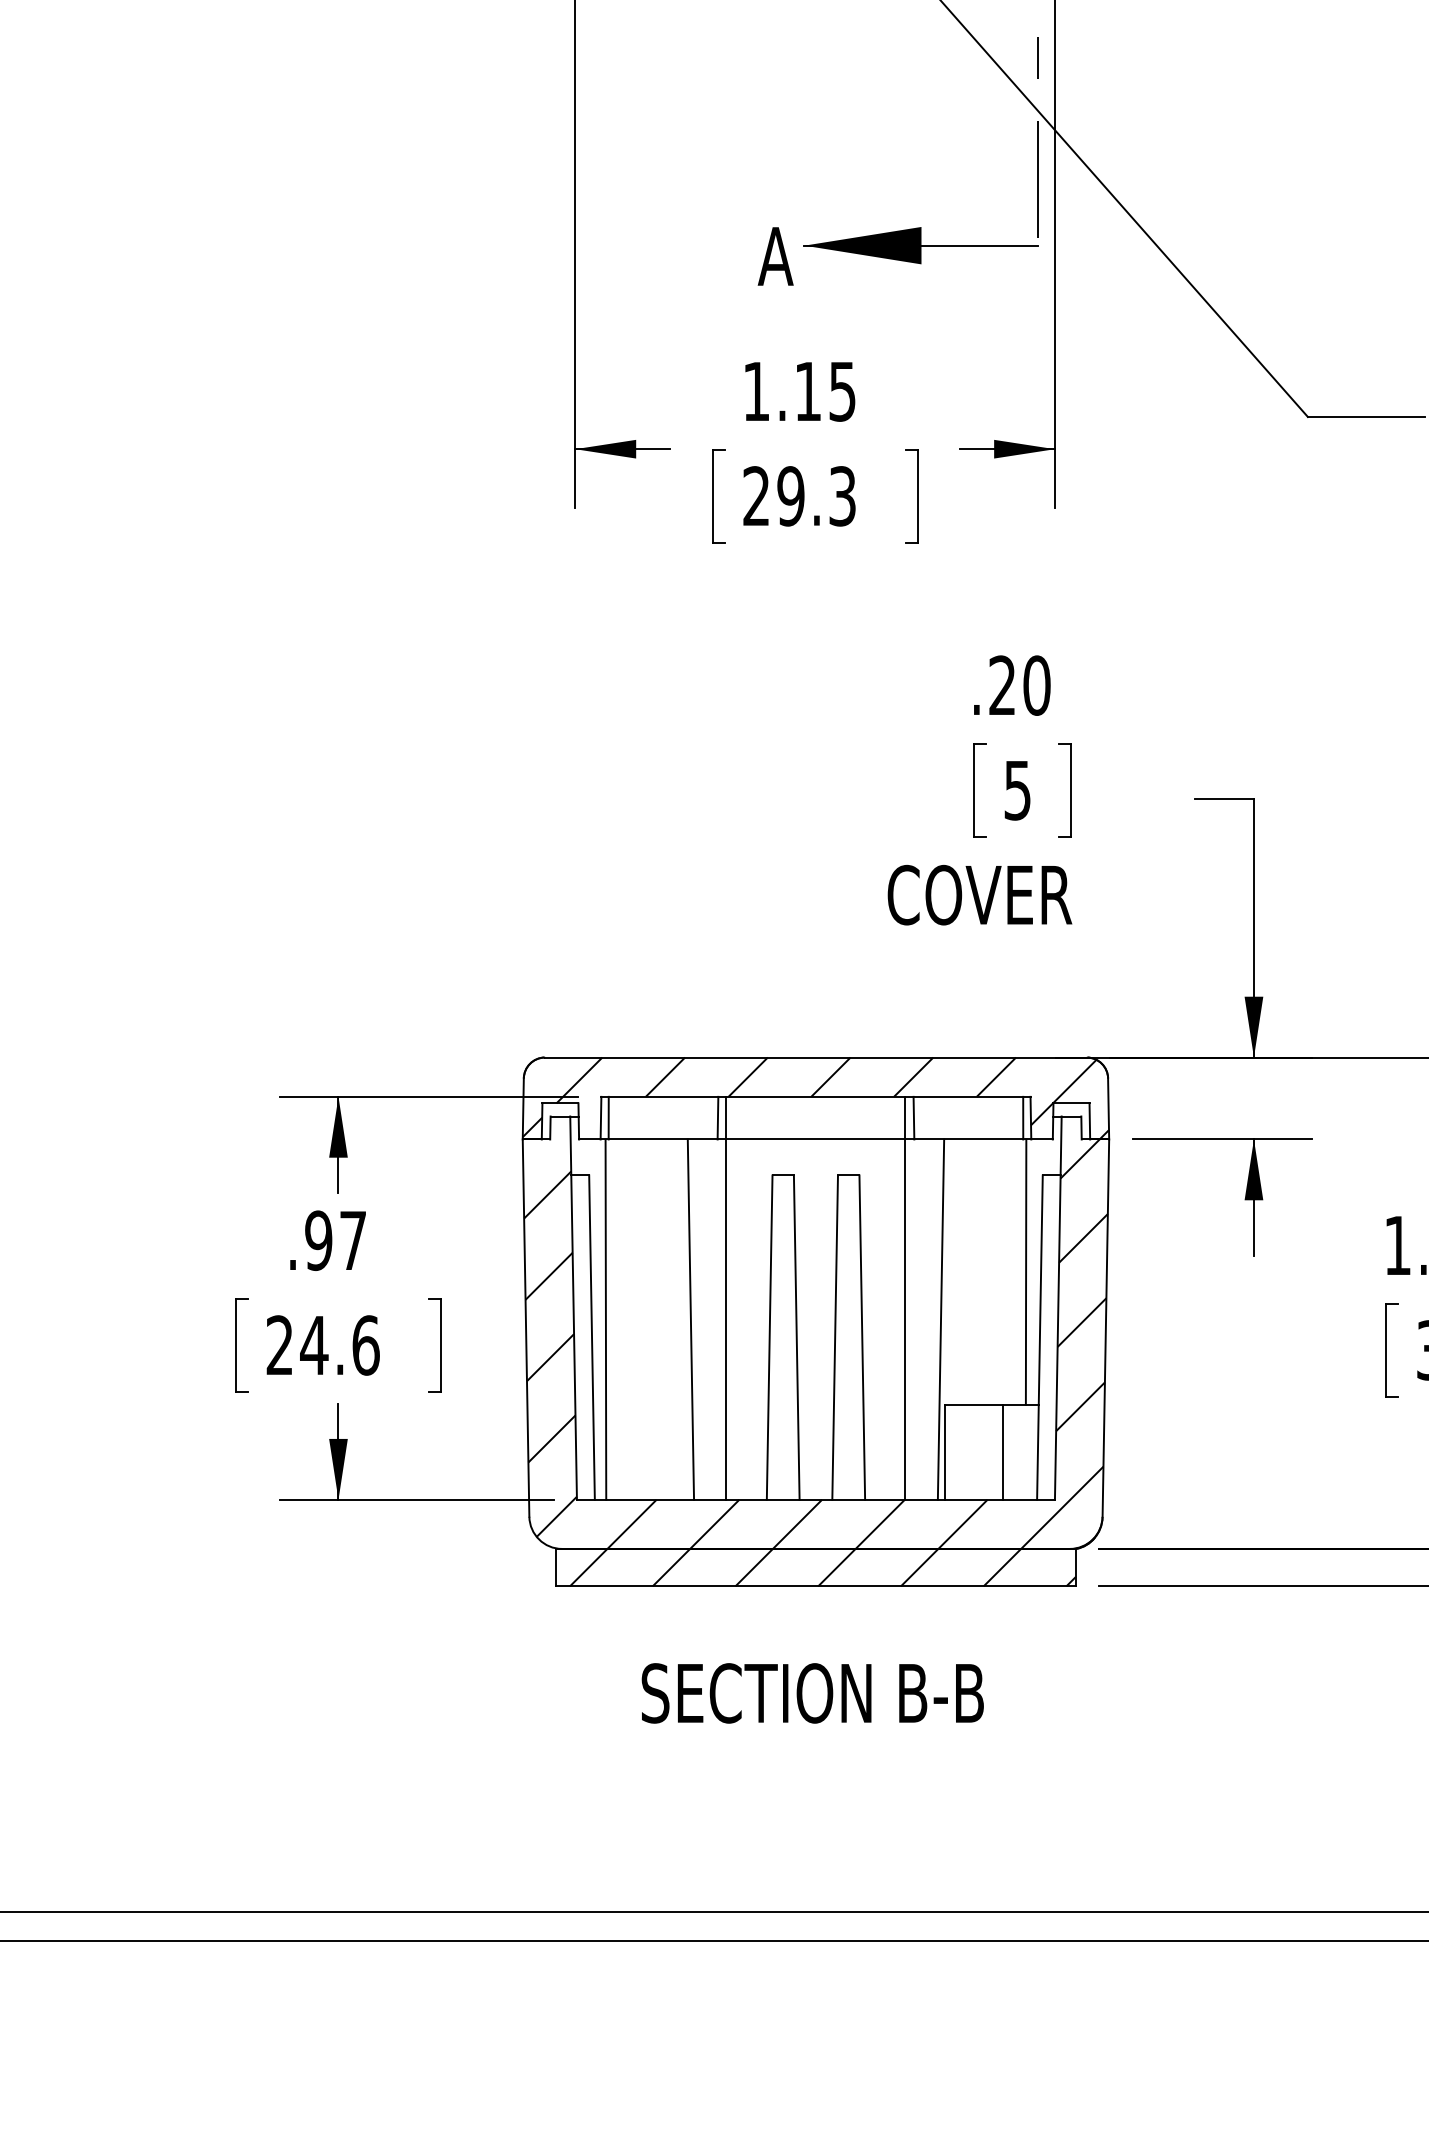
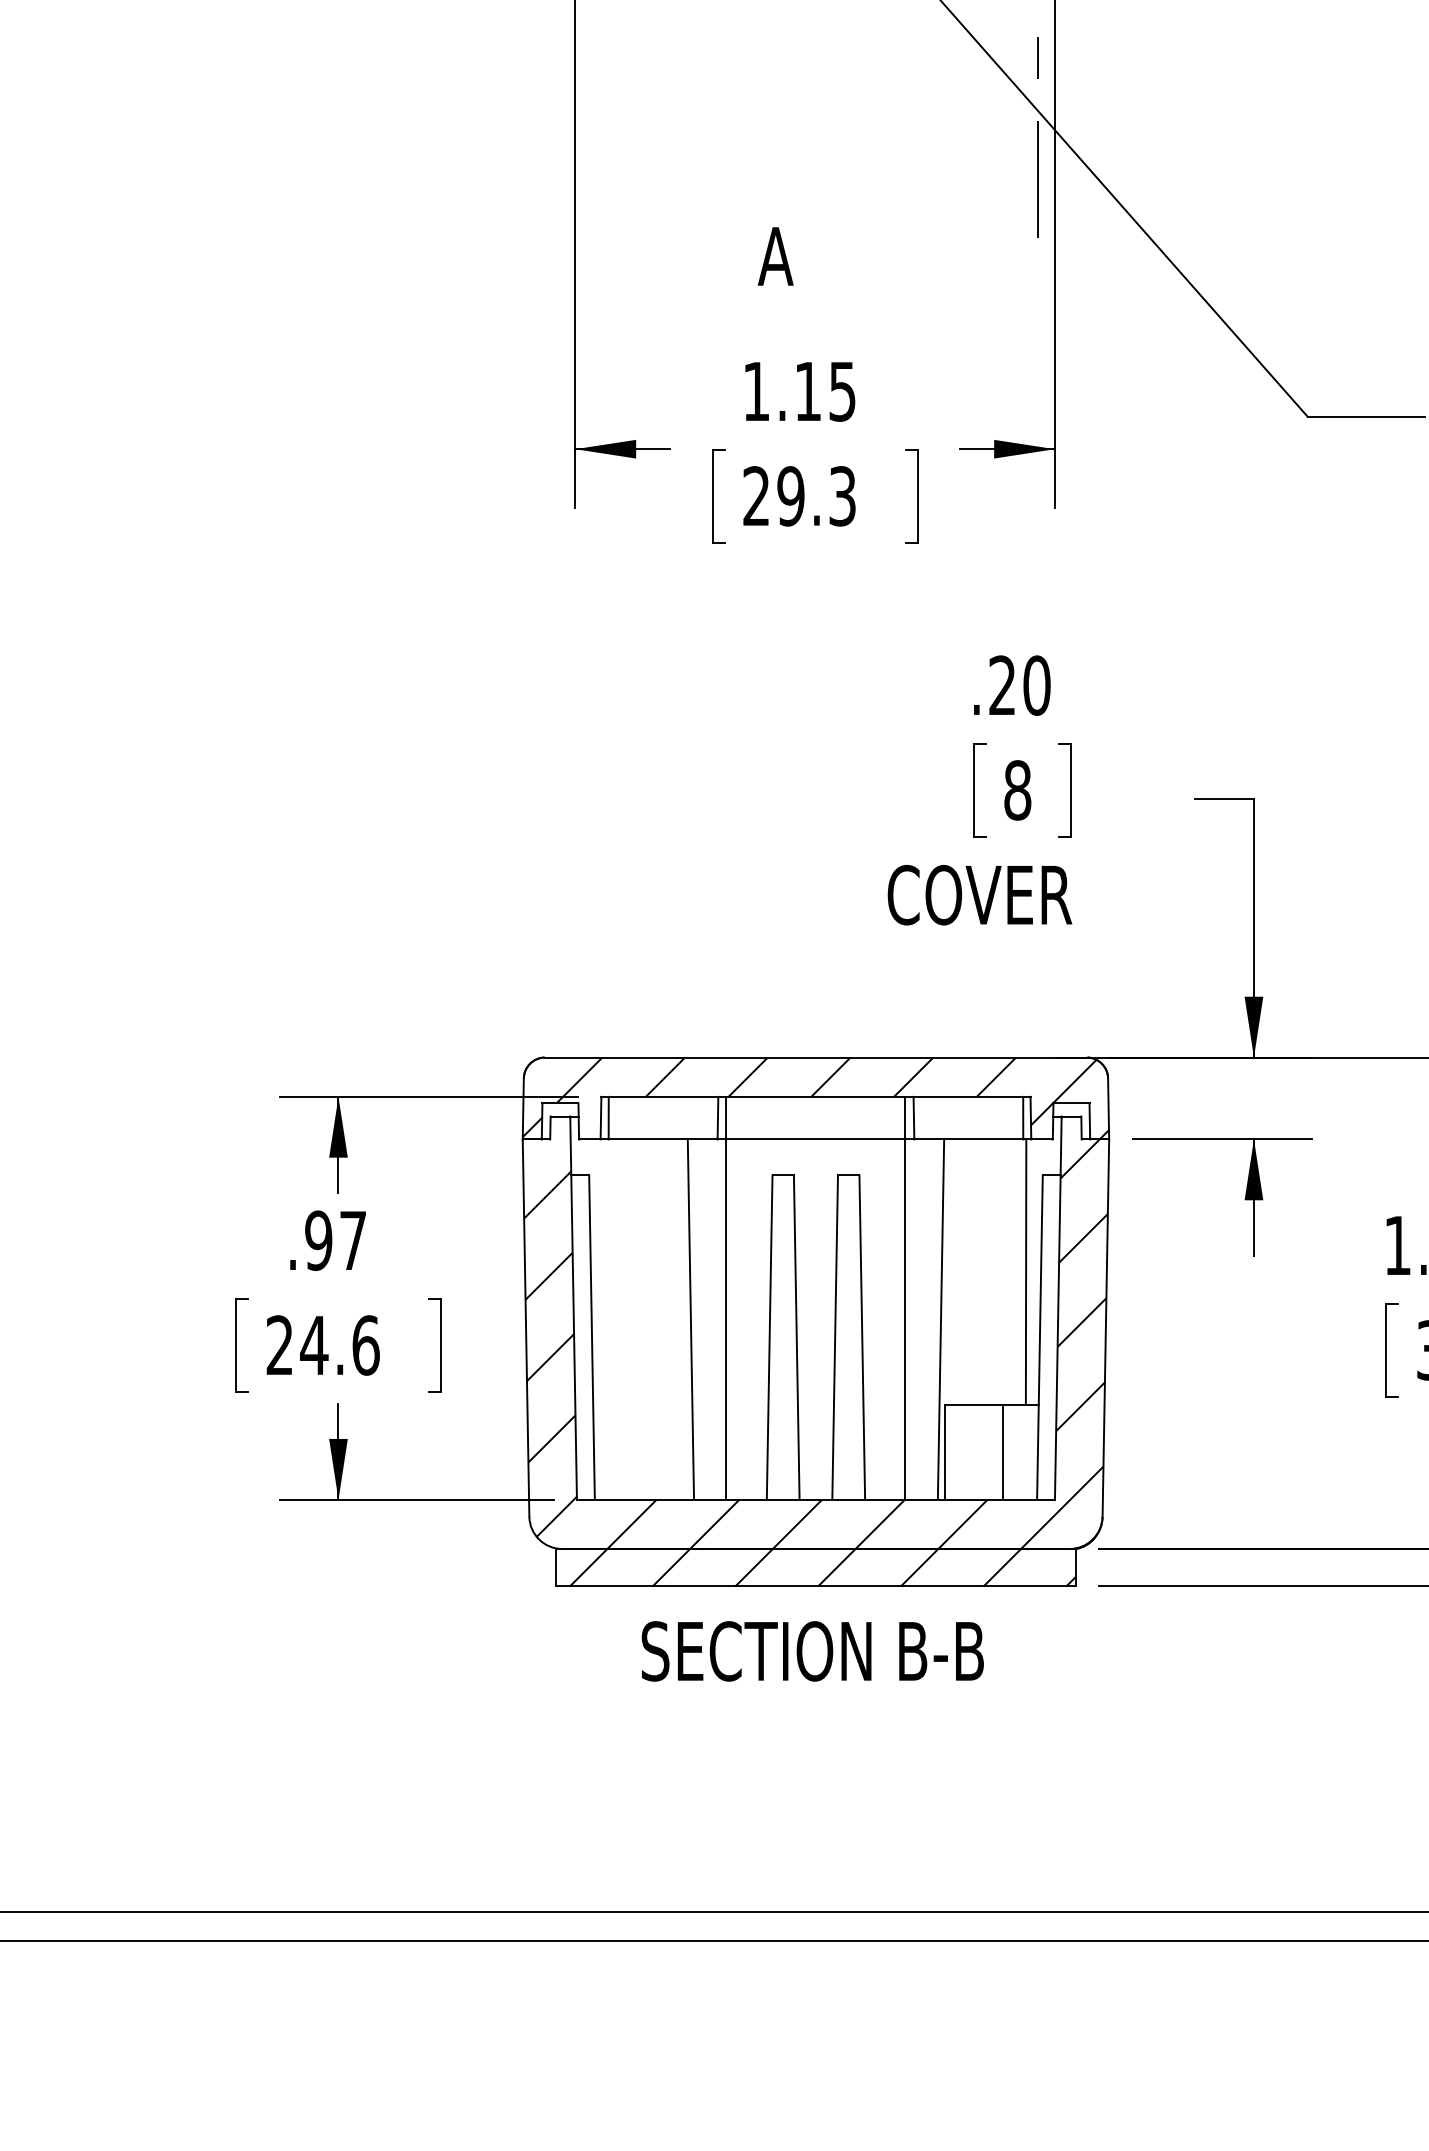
part: present -> none (920, 245)
text: 5 -> 8 (1017, 790)
line: present -> none (605, 1319)
text position: (812, 1693) -> (812, 1651) (812, 1651)
